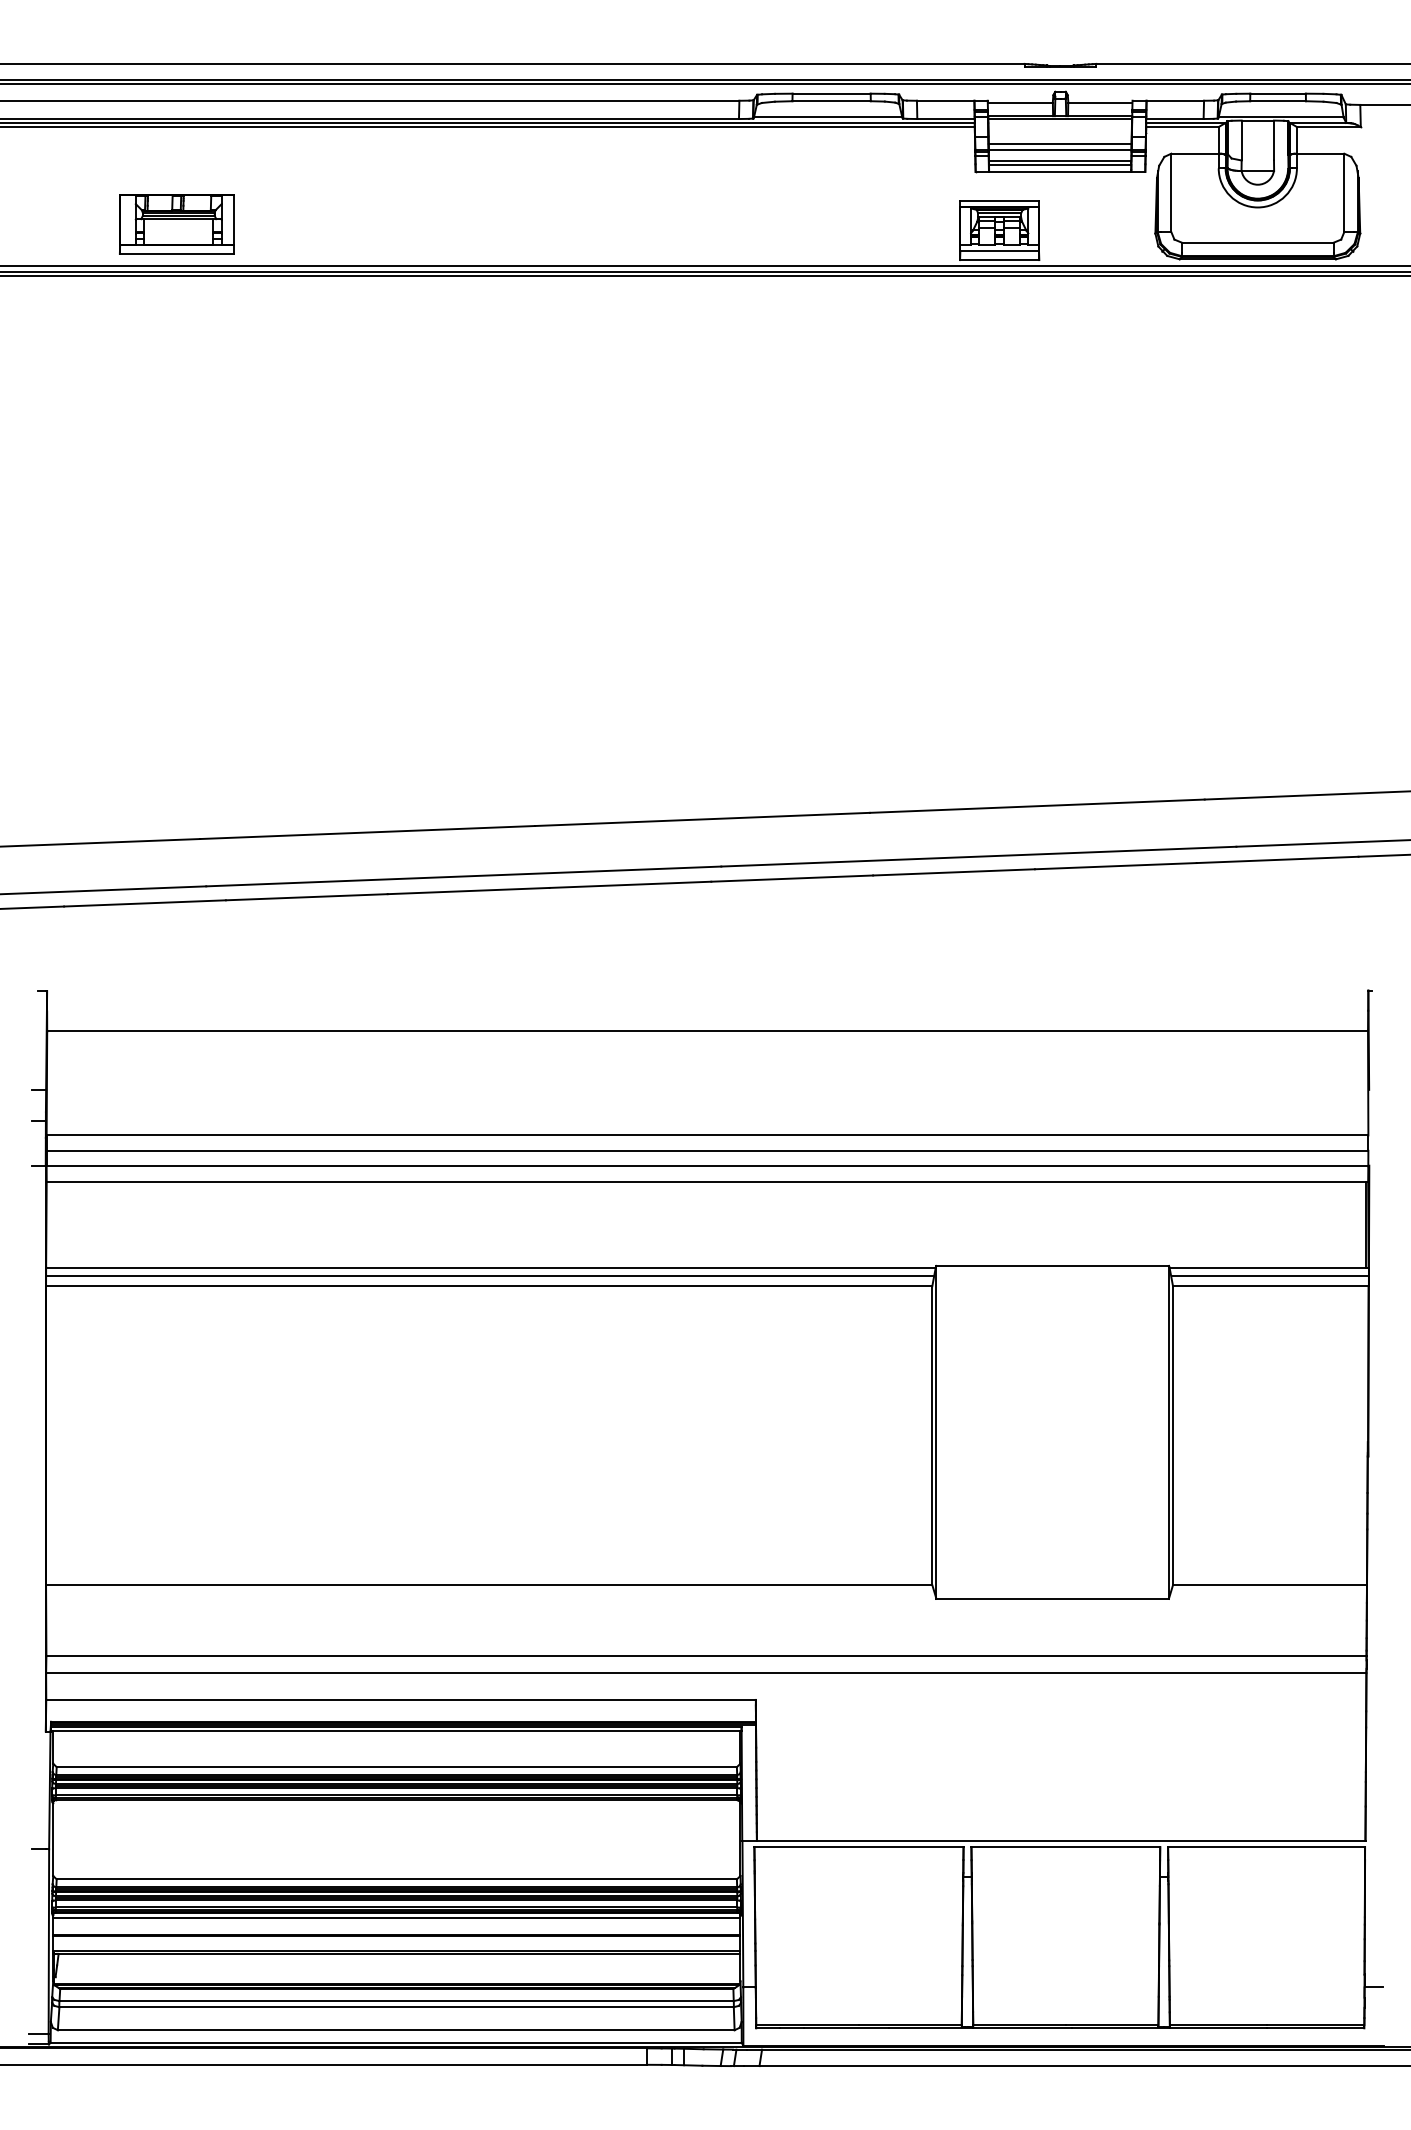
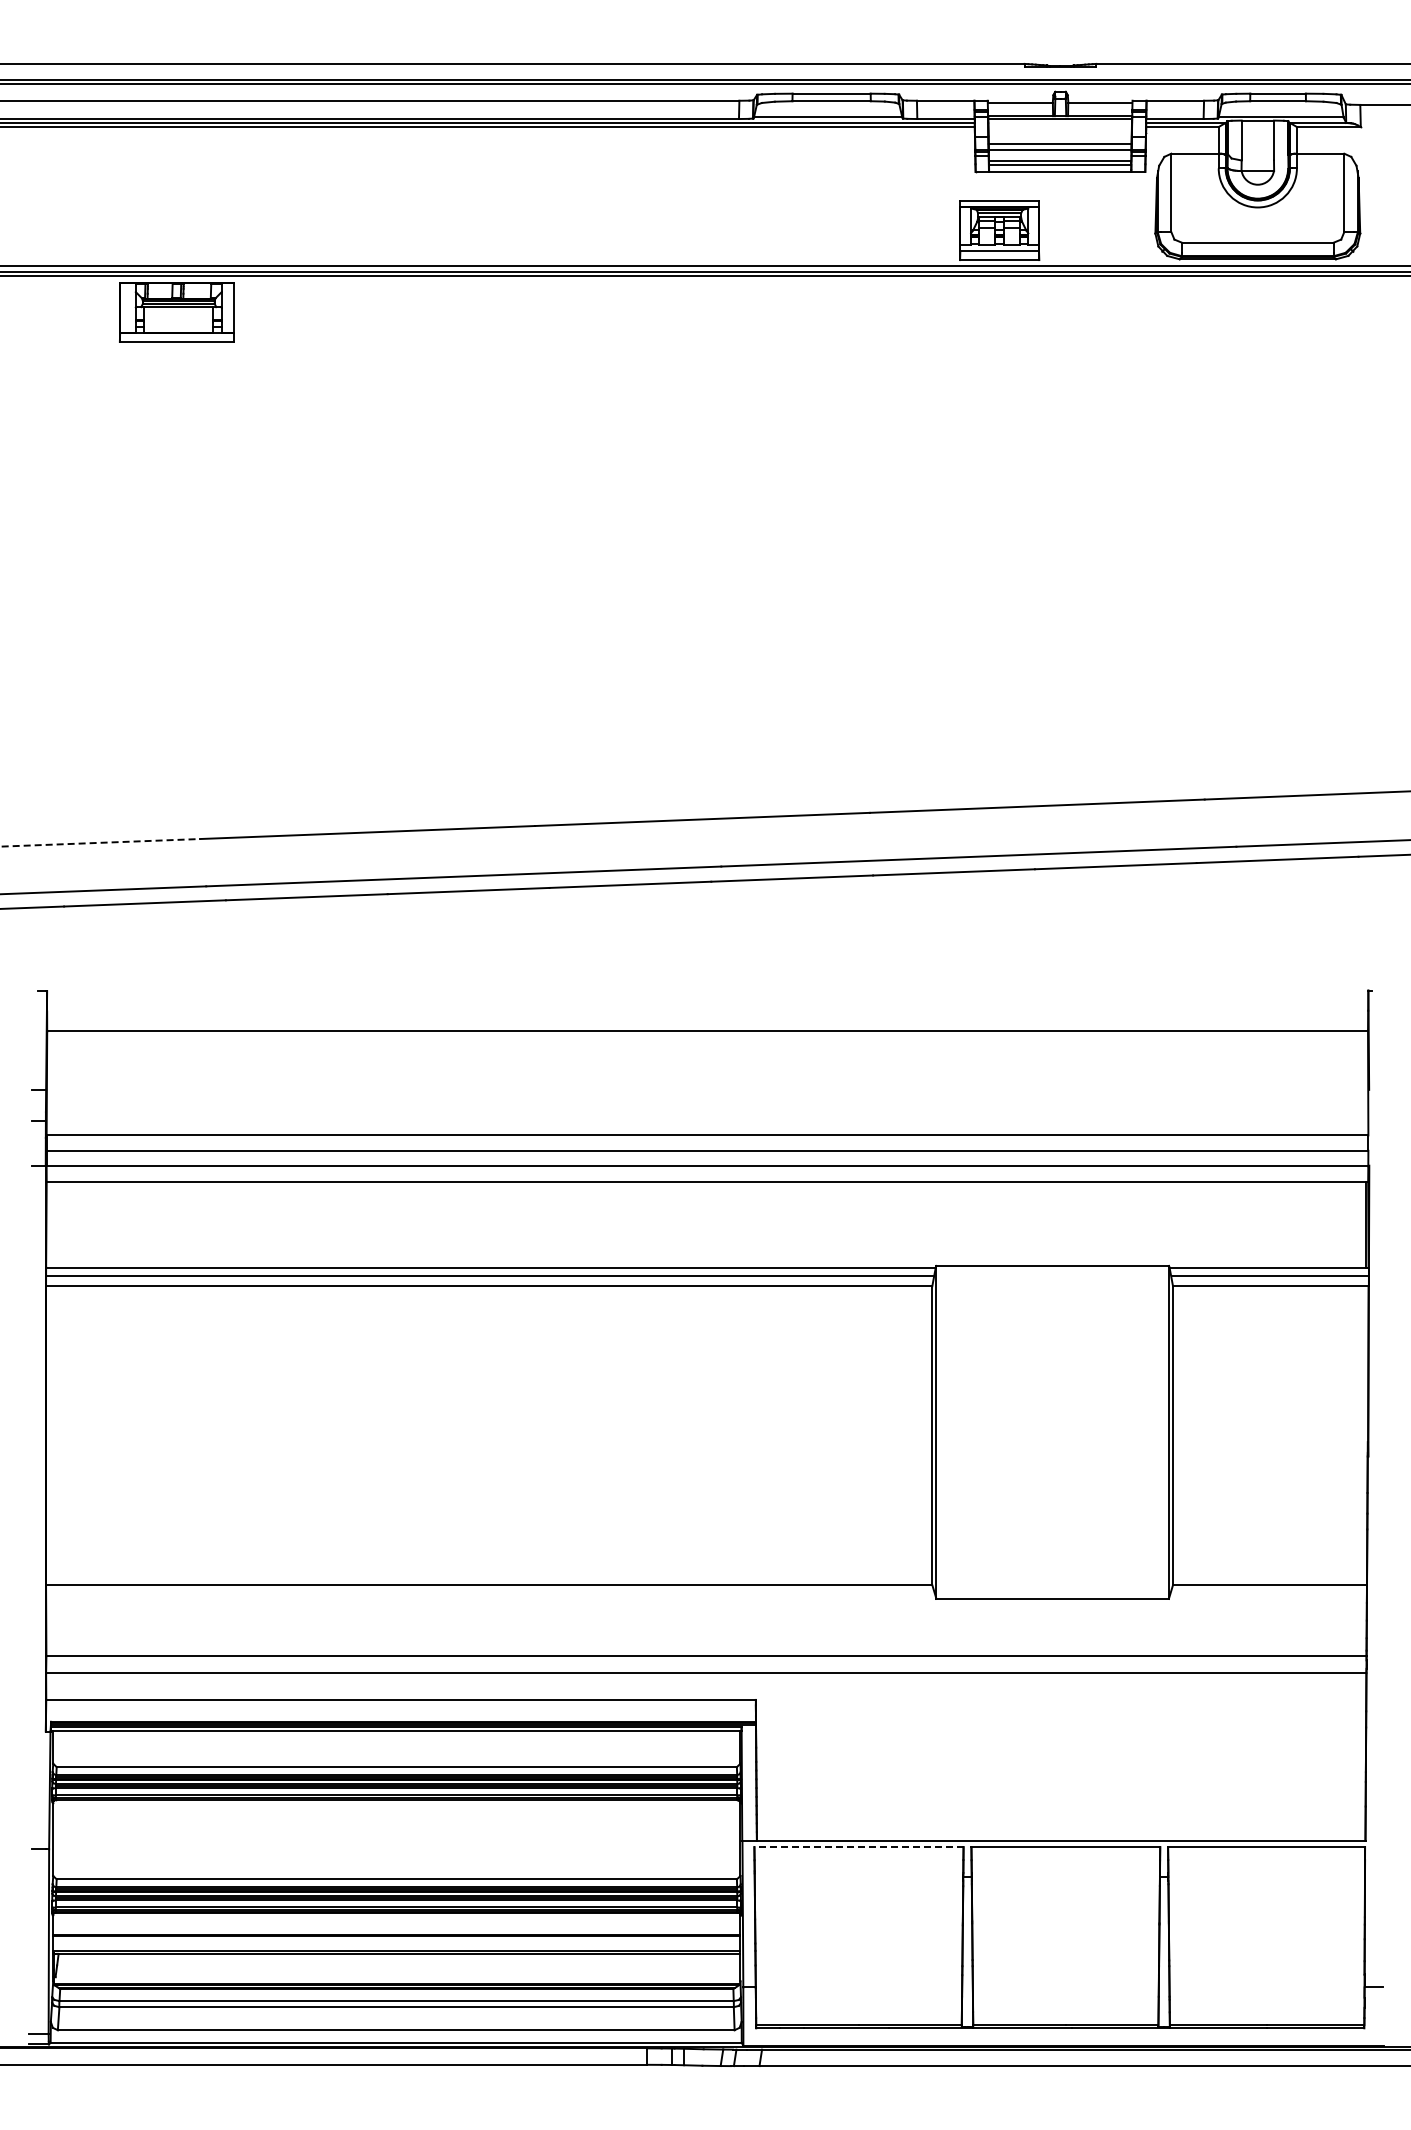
part position: (176, 224) -> (176, 312) (176, 312)
line: solid -> dashed (100, 842)
line: solid -> dashed (858, 1847)
line: present -> none (396, 1917)
